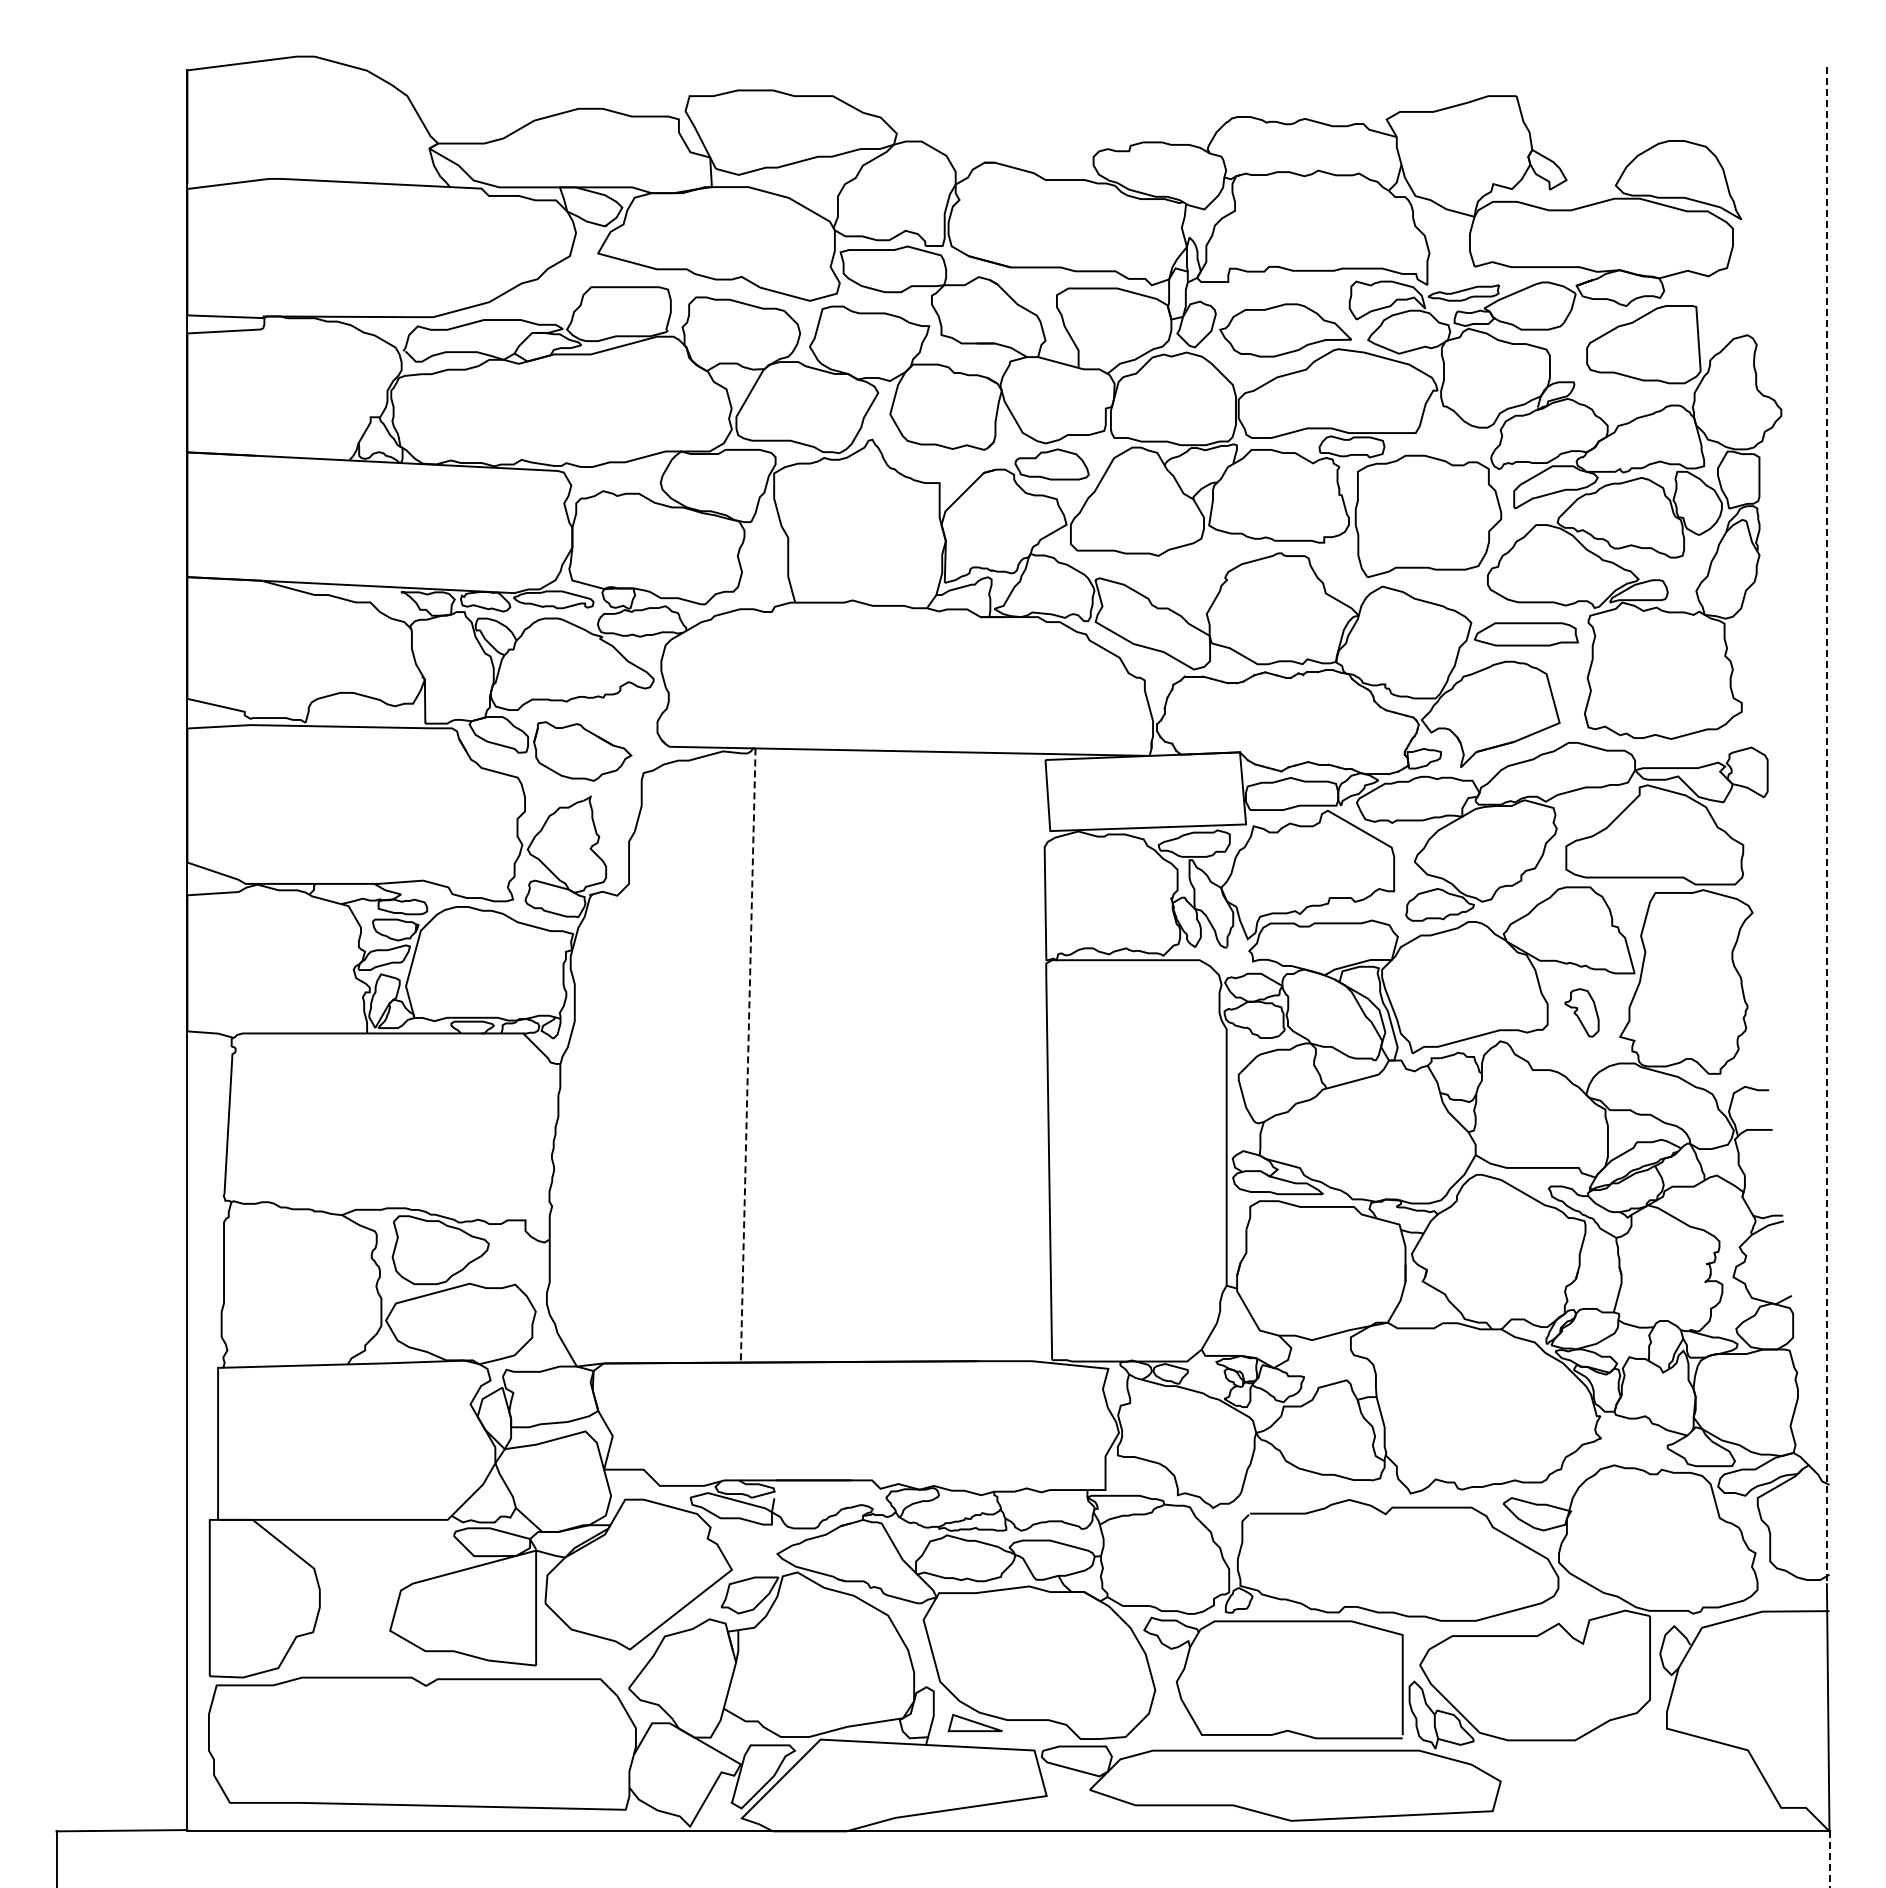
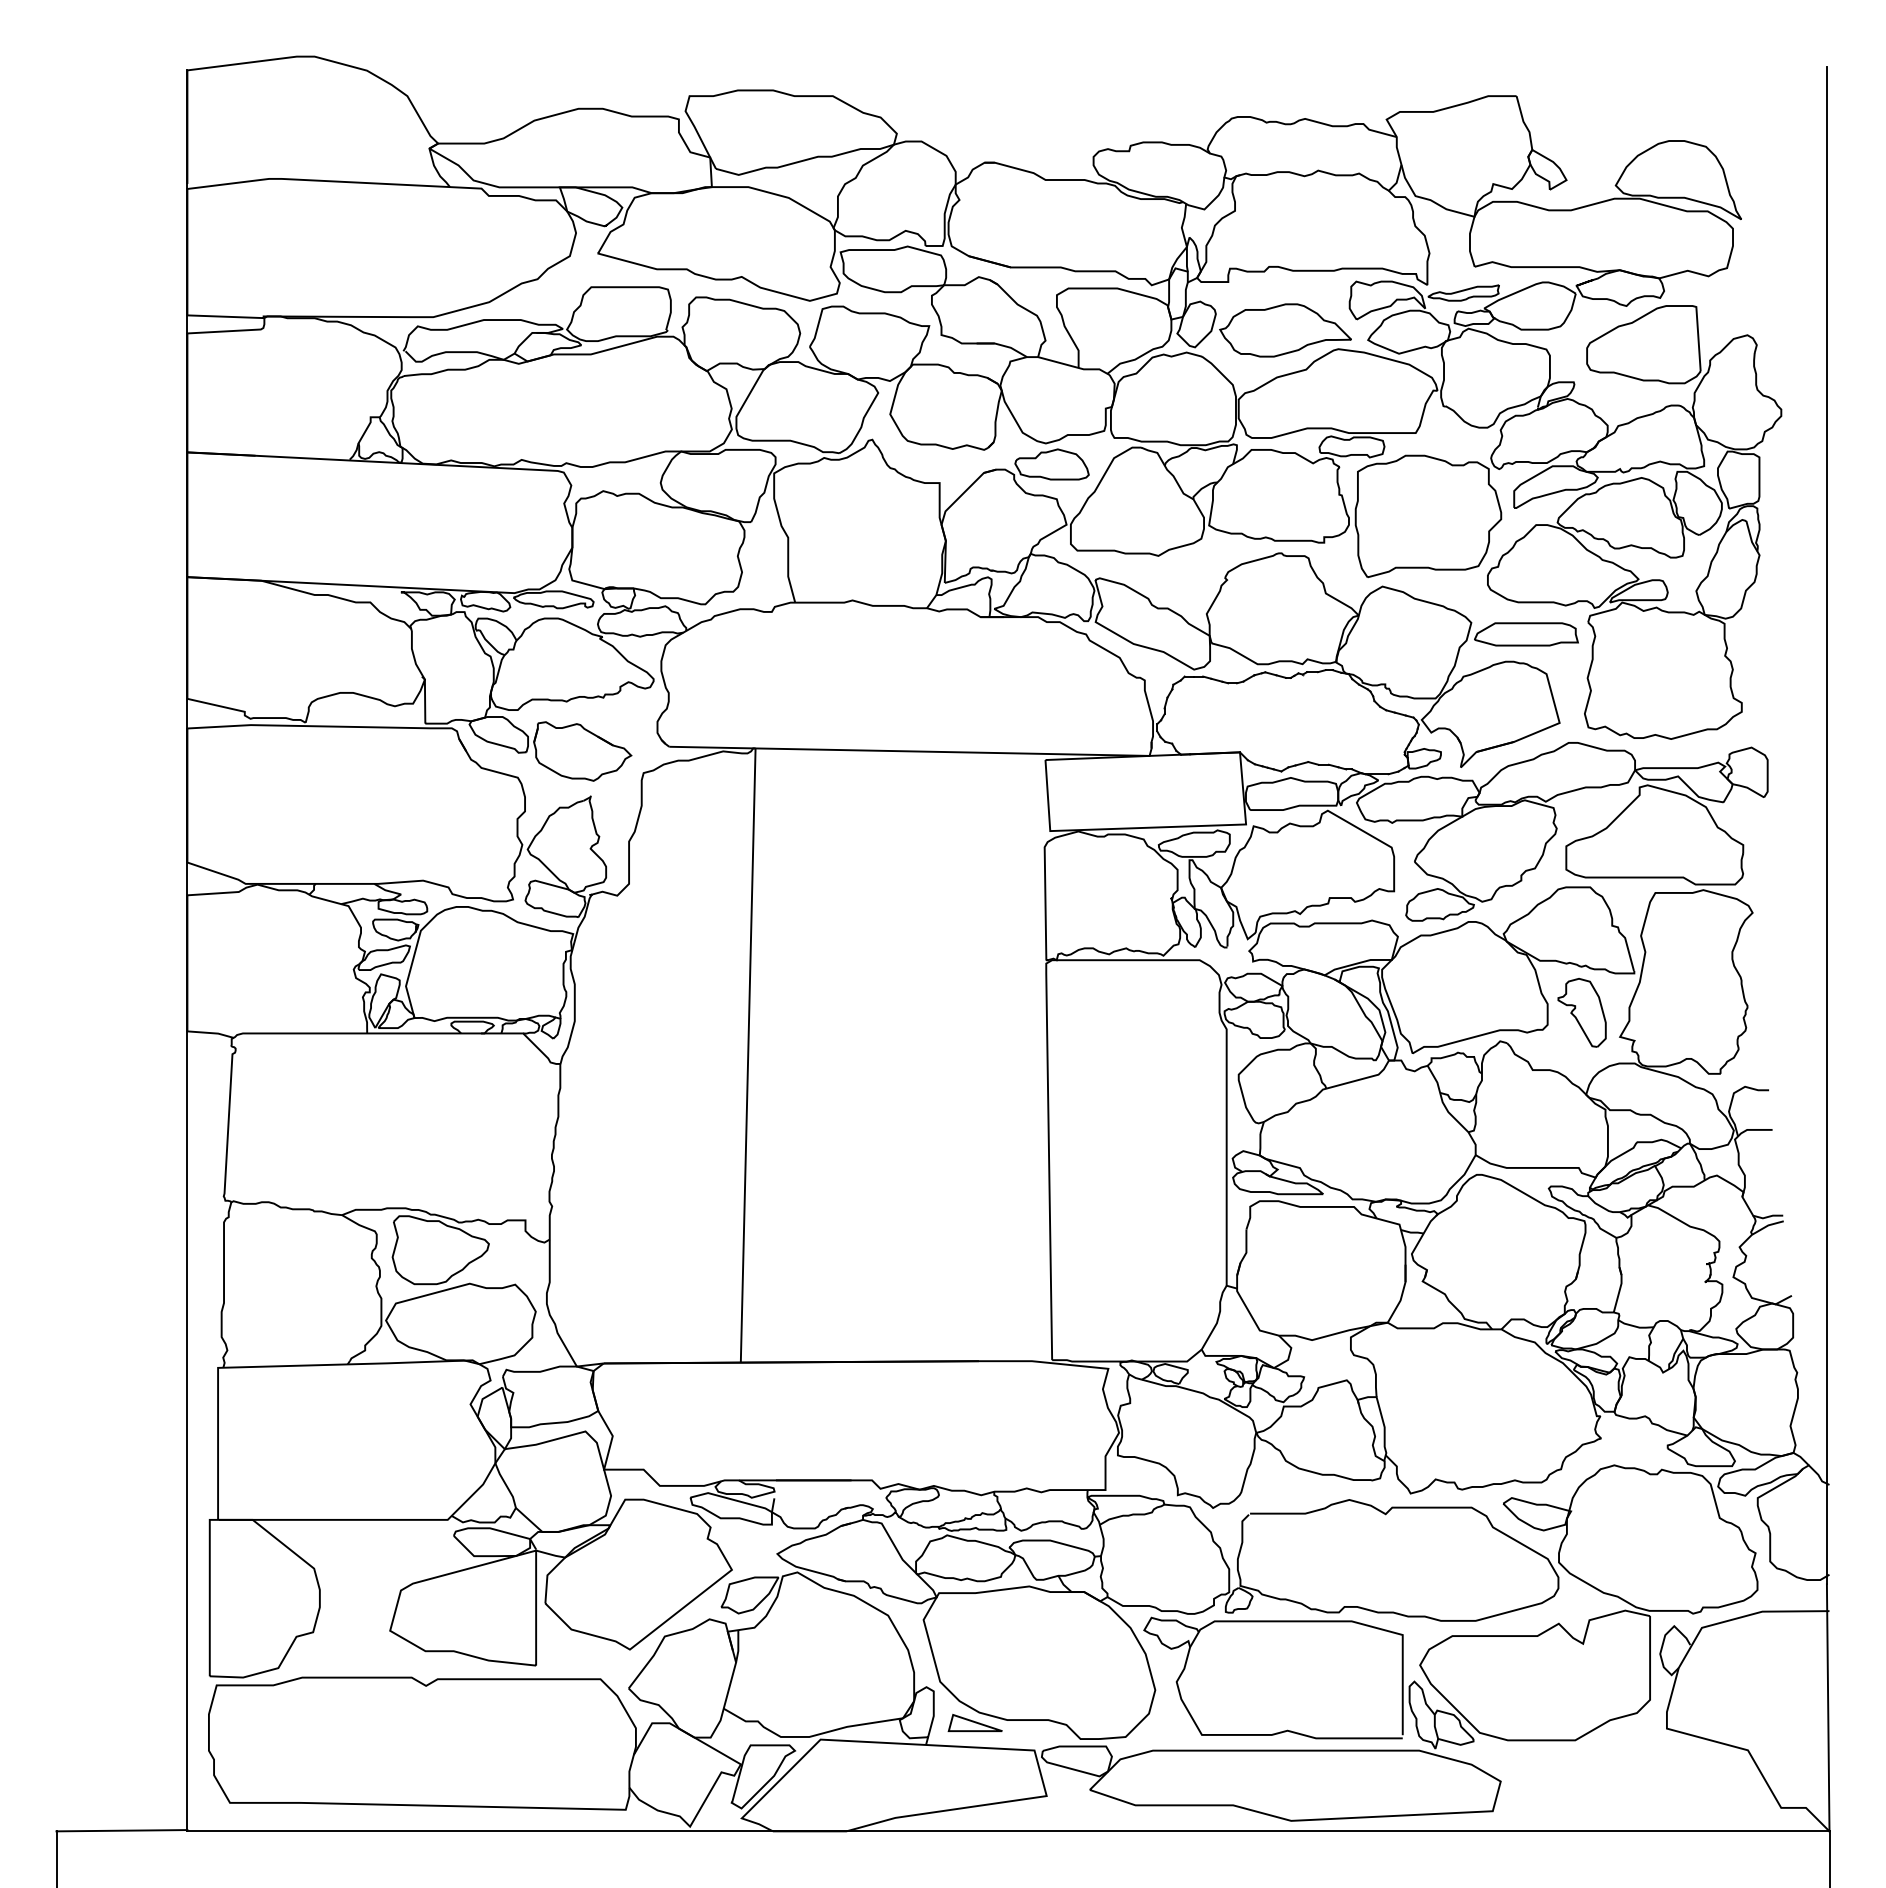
line: dashed -> solid (1826, 826)
part size: 36x50 px -> 50x70 px (1581, 1012)
line: dashed -> solid (748, 1056)
line: dashed -> solid (1829, 1859)
